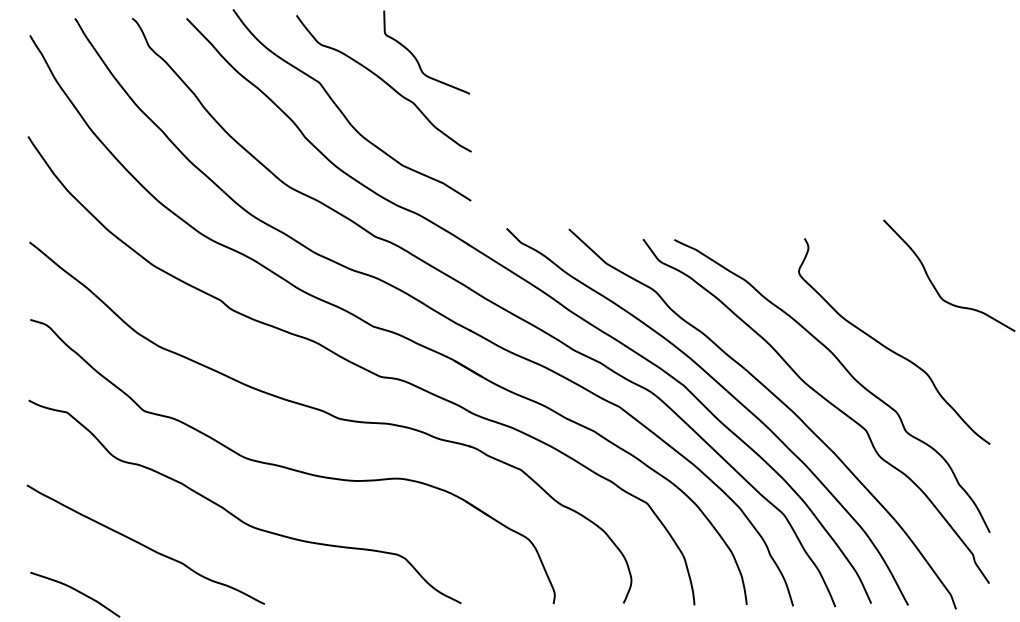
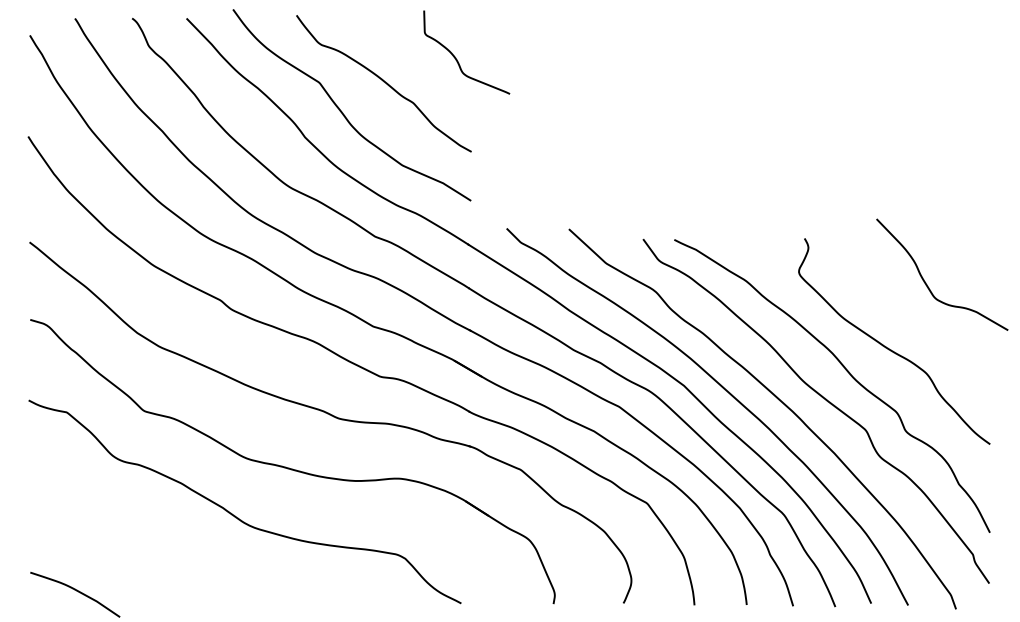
curve position: (417, 59) -> (457, 59) (457, 59)
curve position: (933, 283) -> (926, 282) (926, 282)
curve: present -> none (144, 544)
